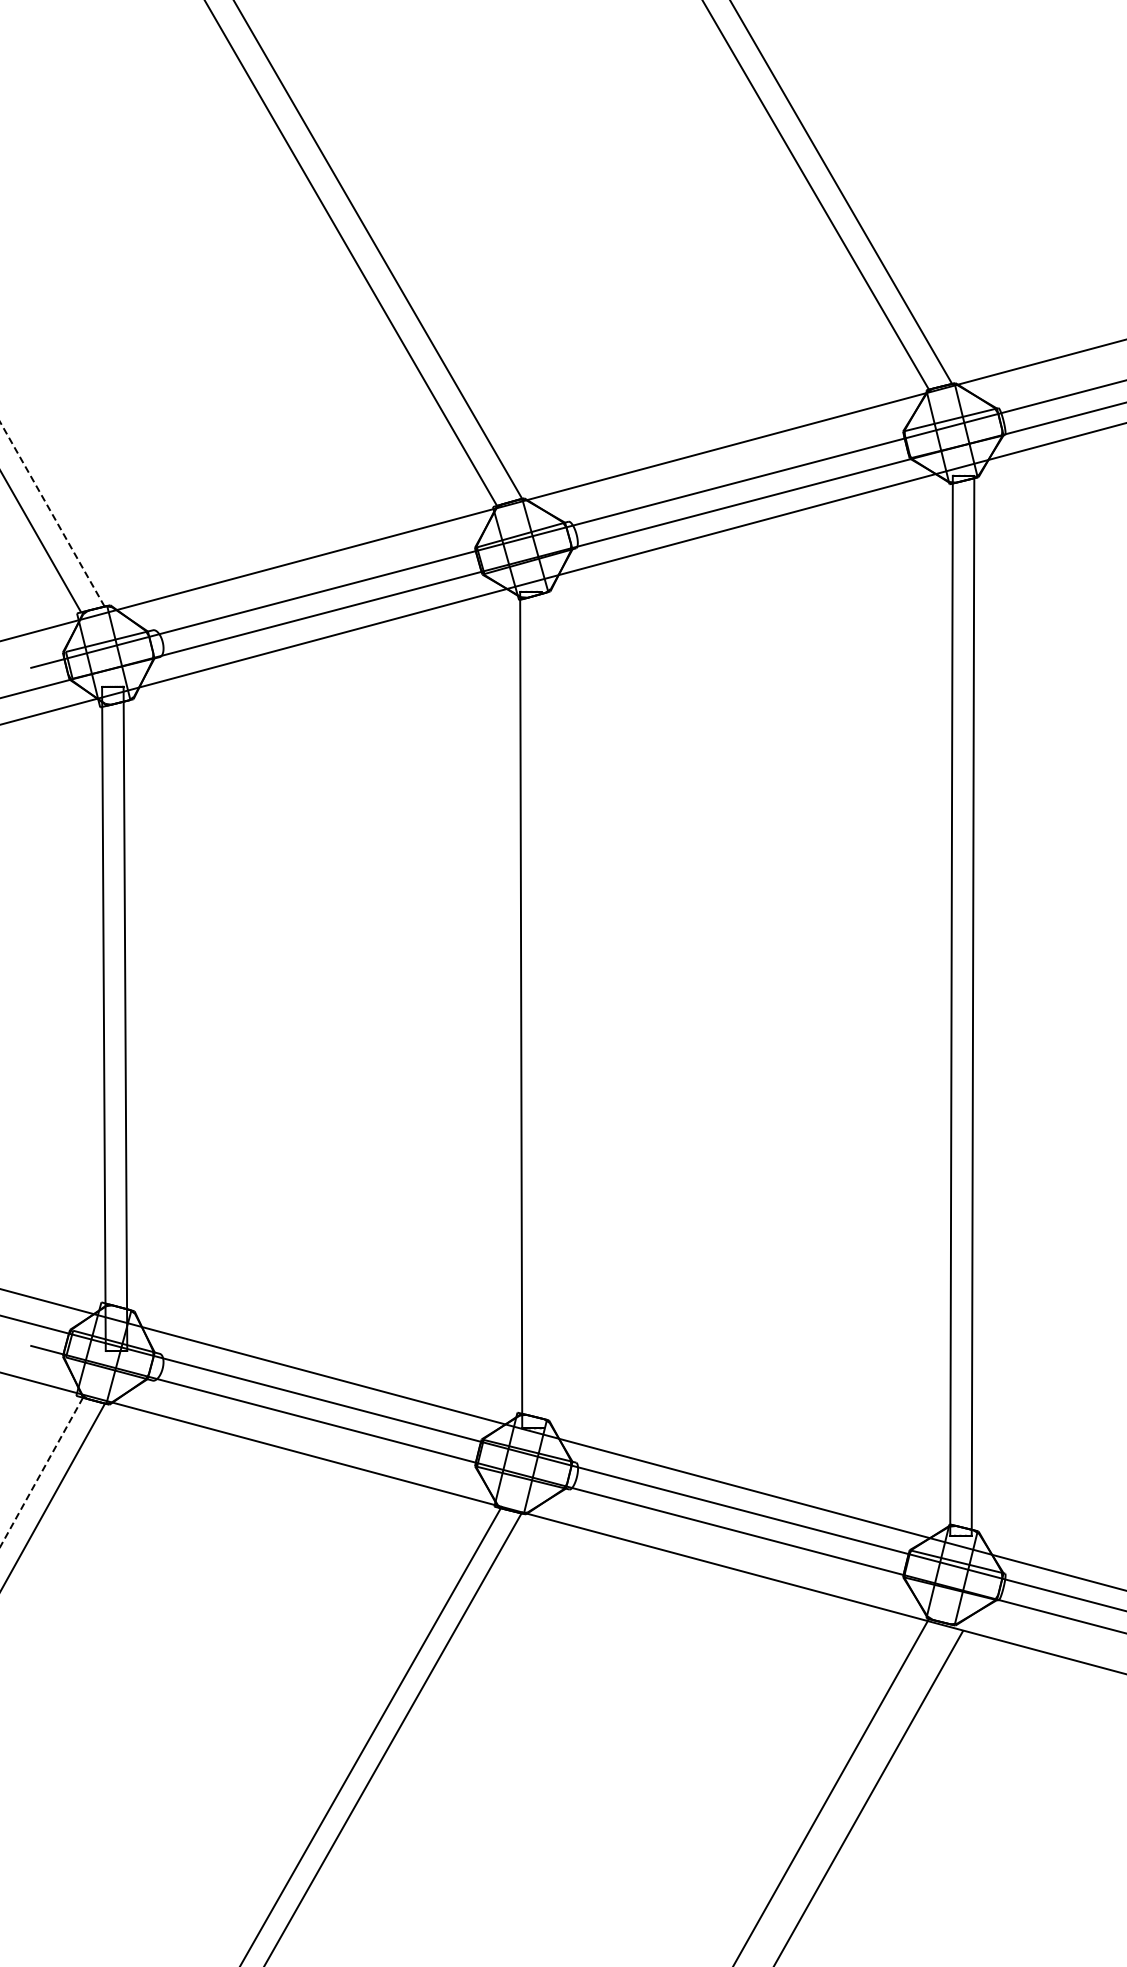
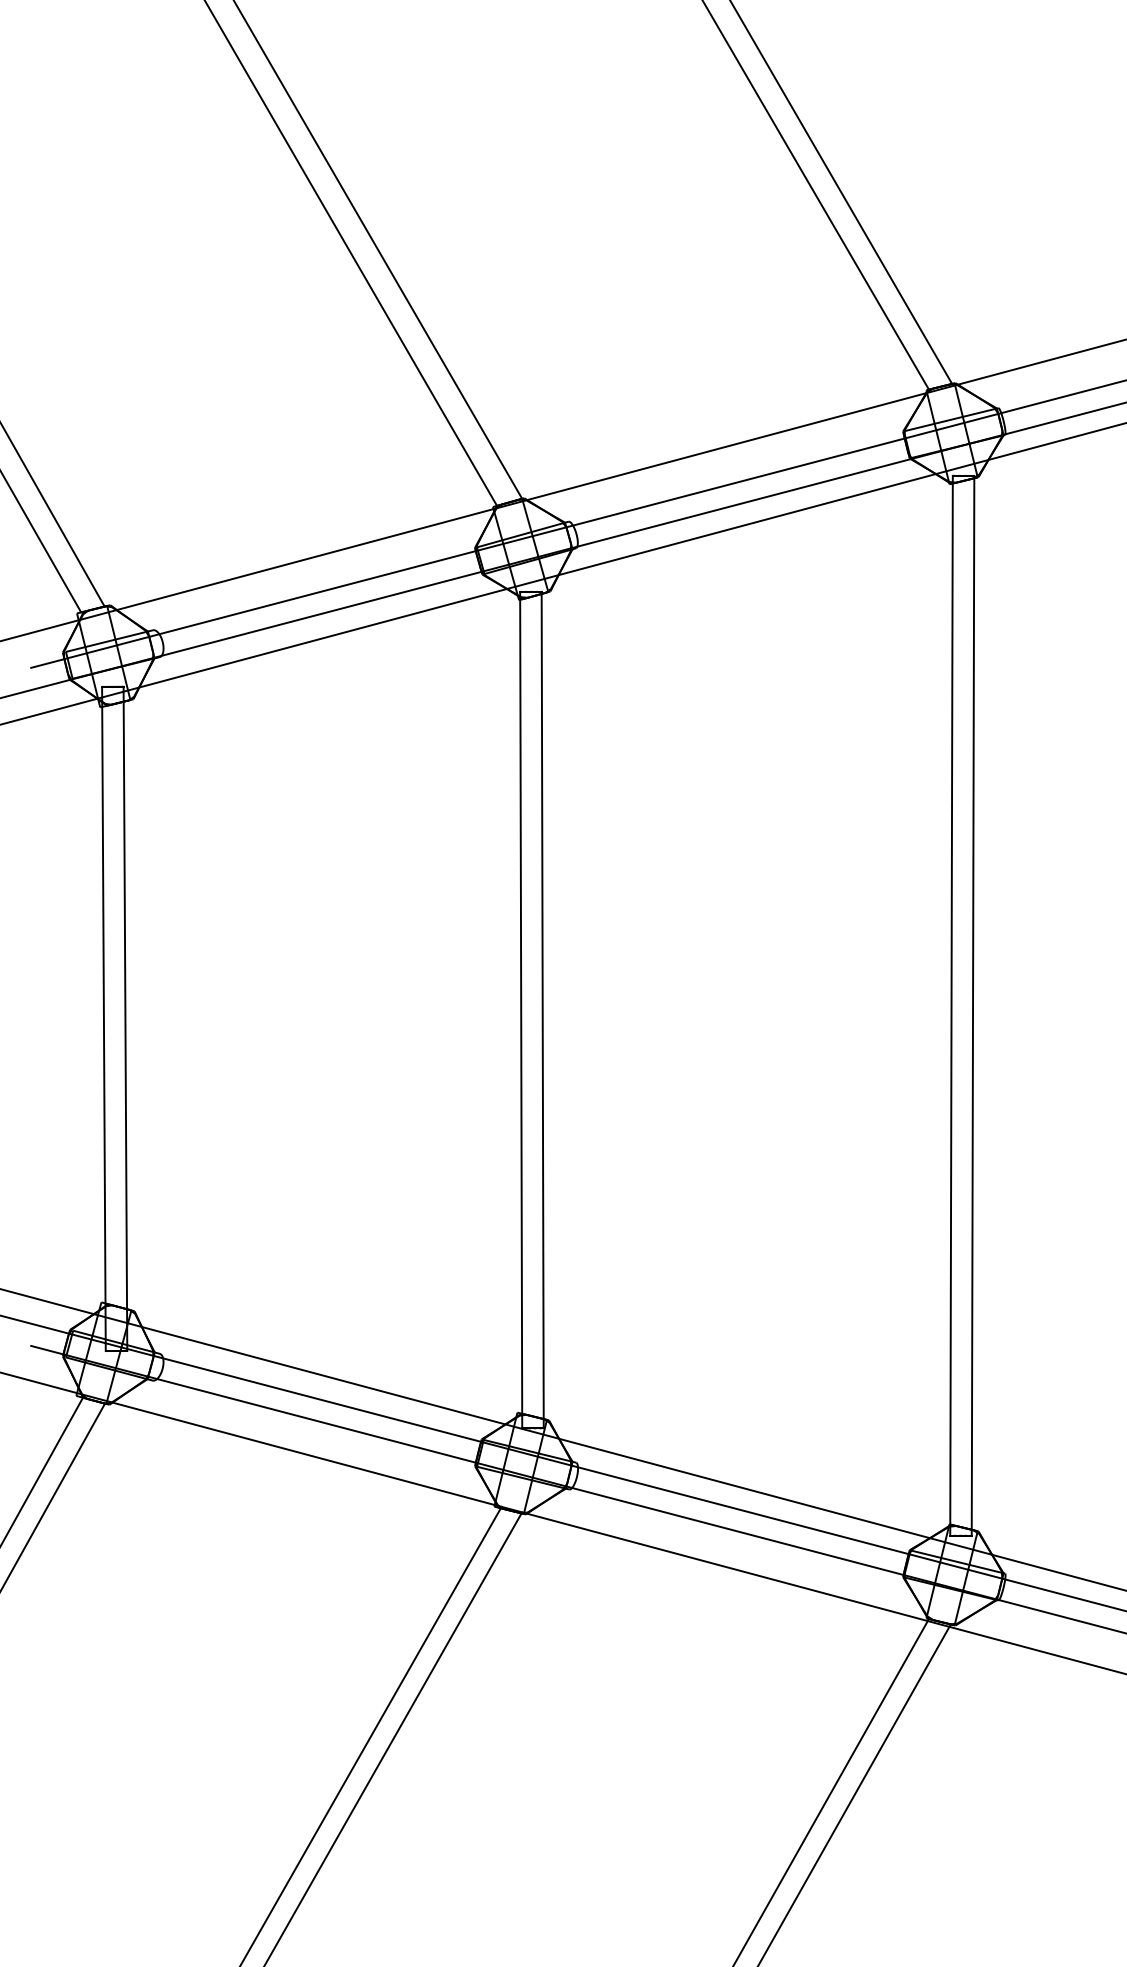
line: dashed -> solid (52, 514)
line: none -> present (542, 1009)
line: dashed -> solid (41, 1472)
line position: (868, 1797) -> (854, 1793) (854, 1793)
